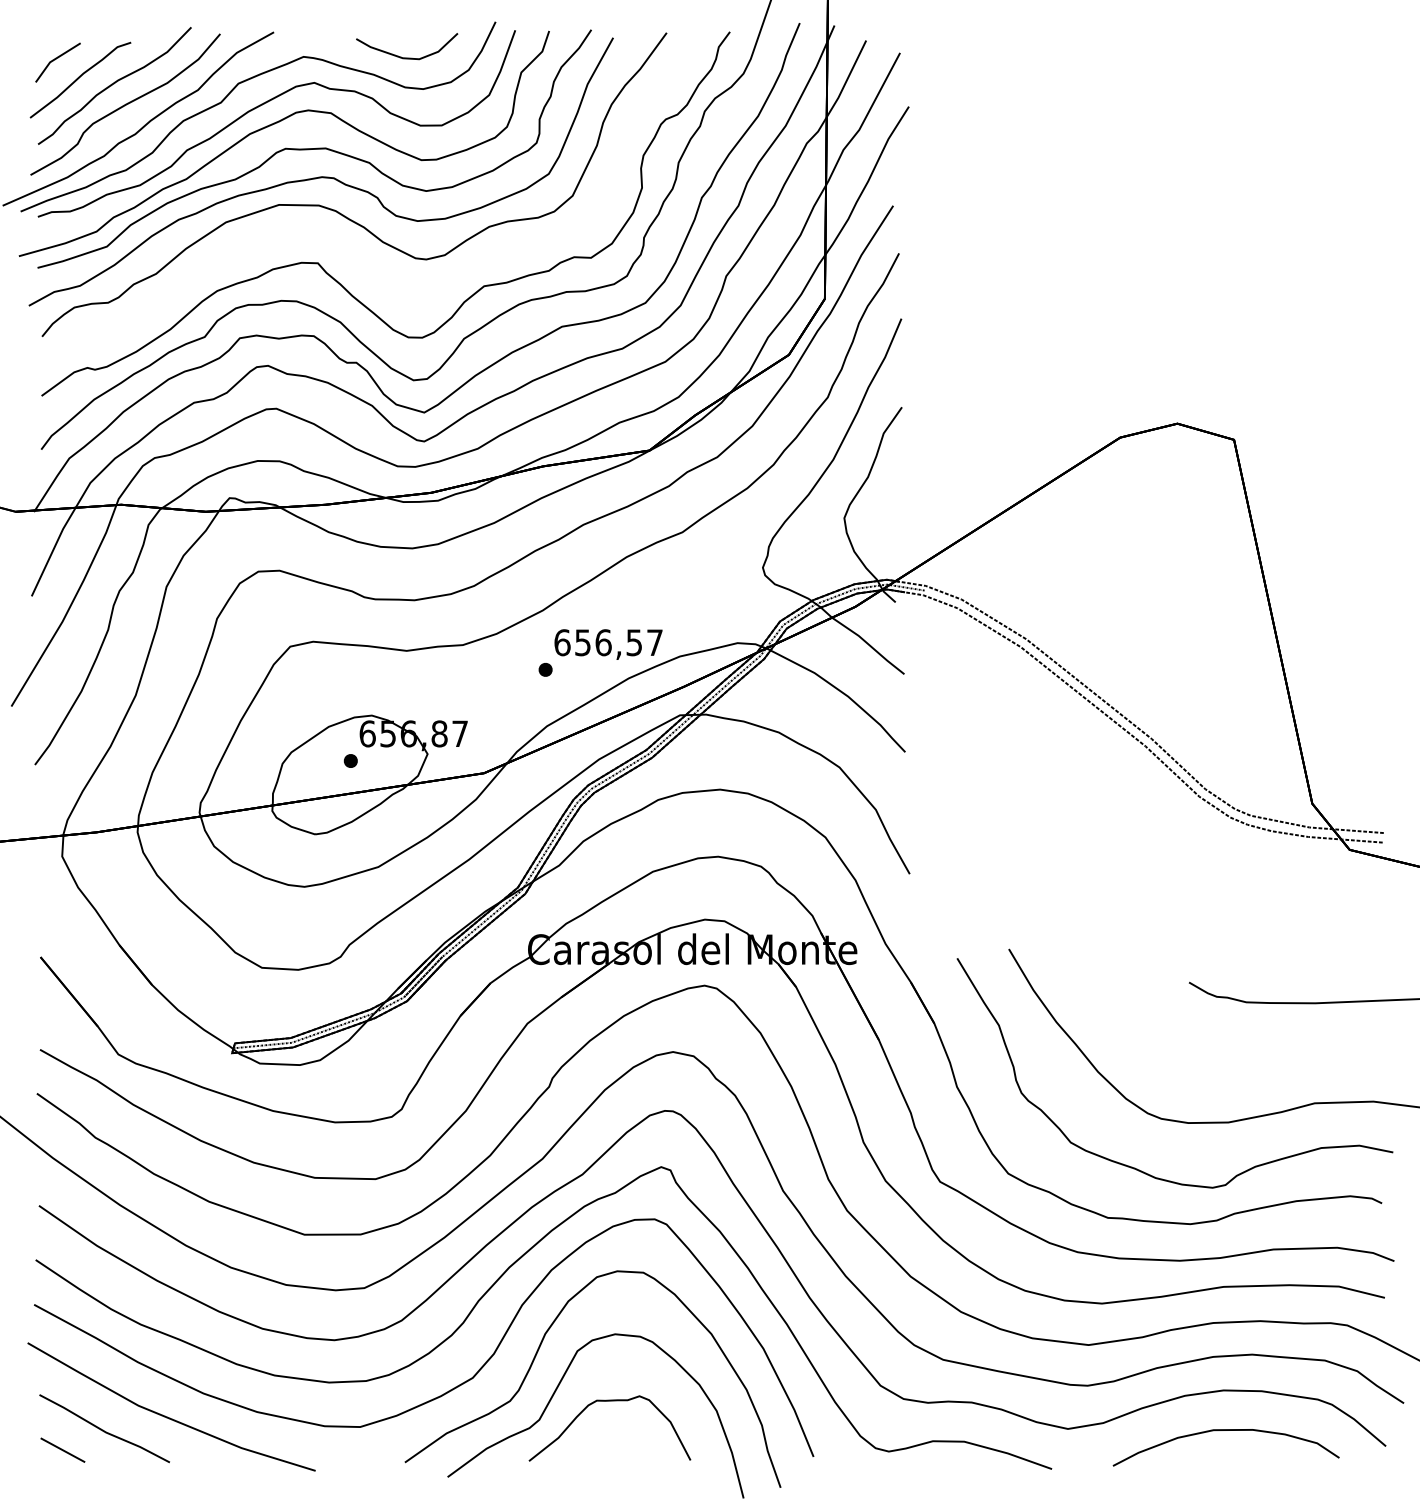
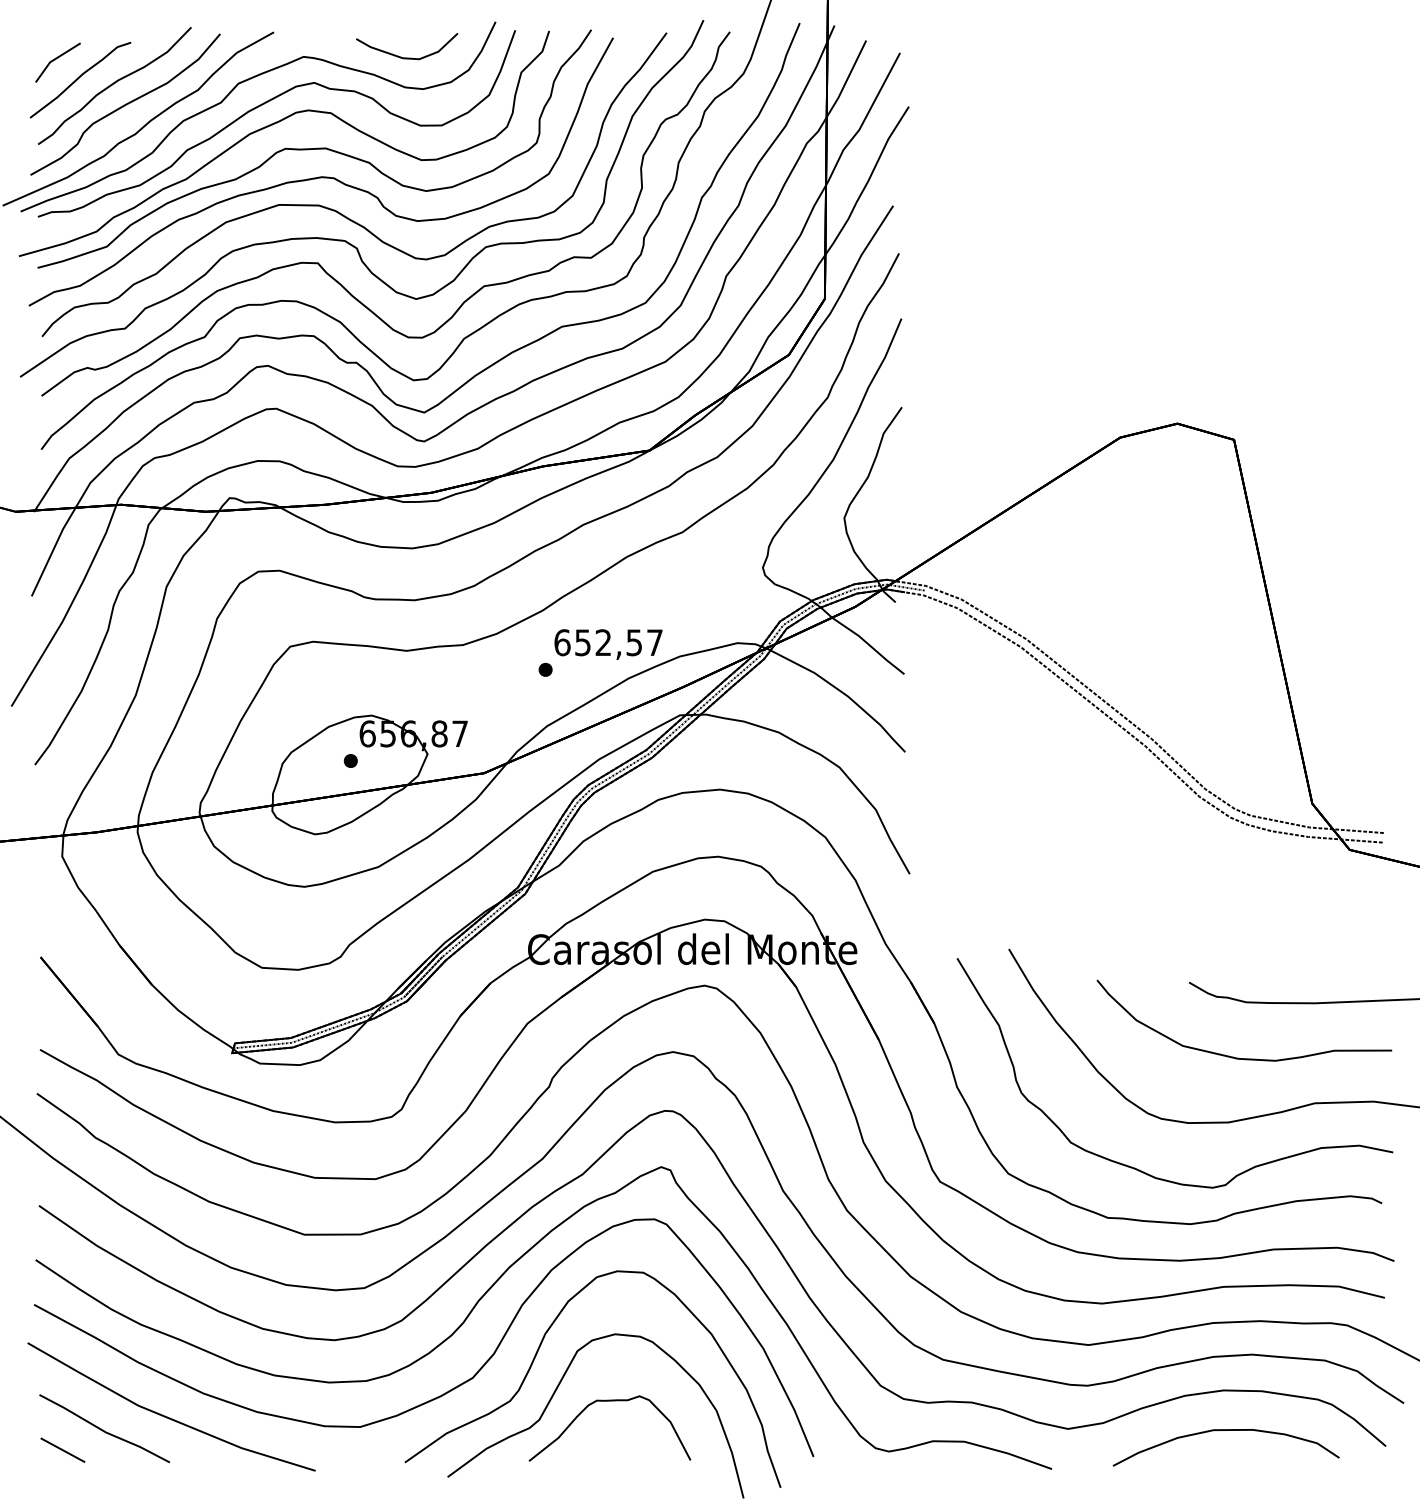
part: none -> present (346, 240)
text: 656,57 -> 652,57 (603, 642)
curve: none -> present (1238, 1057)
